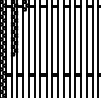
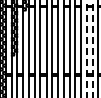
line: solid -> dashed (86, 49)
line: solid -> dashed (92, 49)
